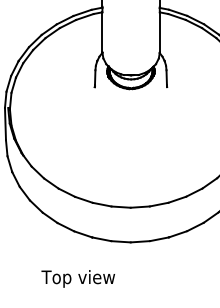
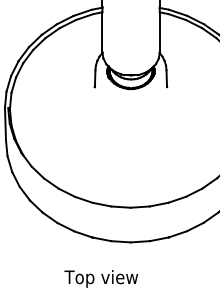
text position: (77, 278) -> (100, 278) (100, 278)
